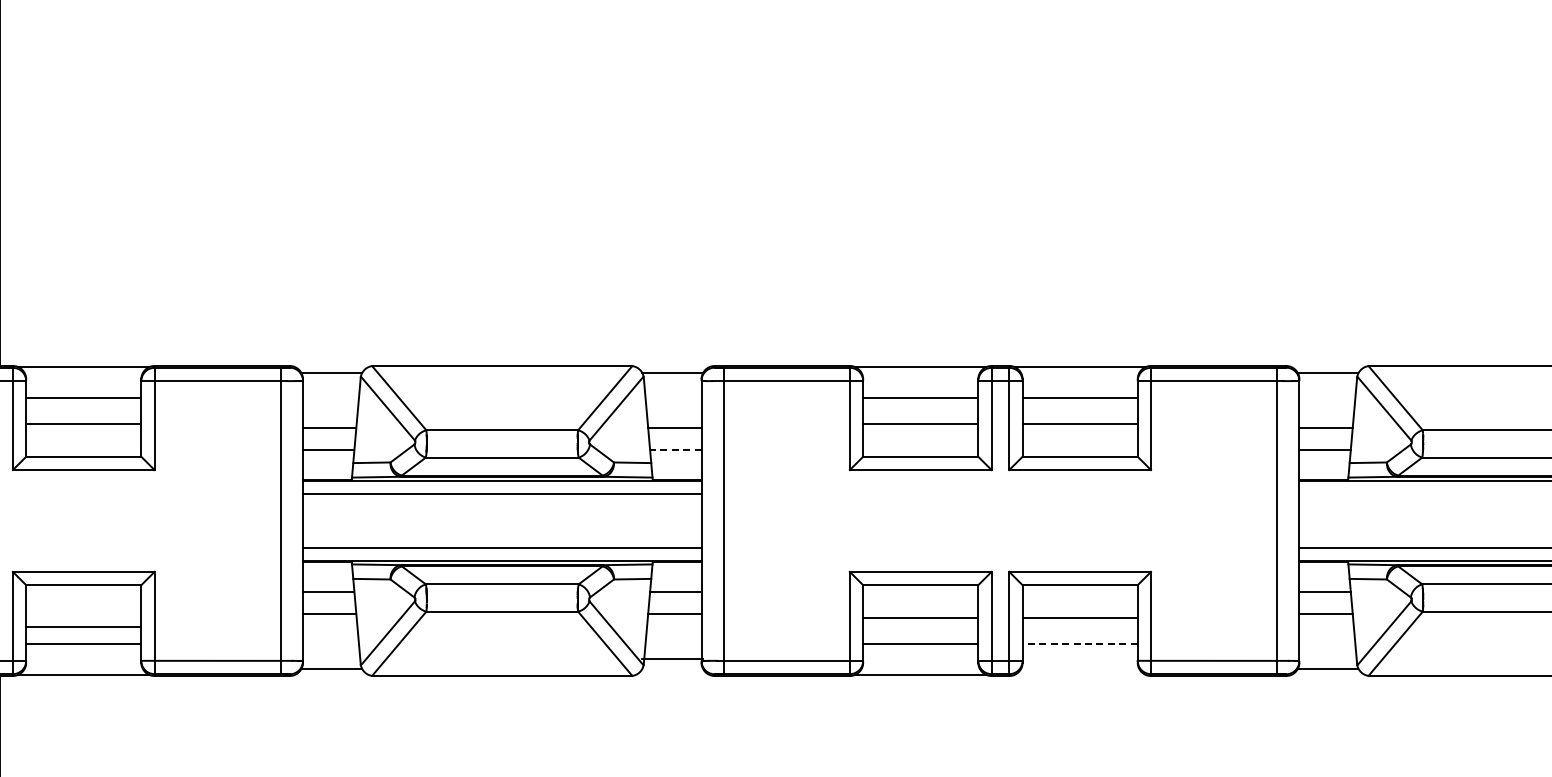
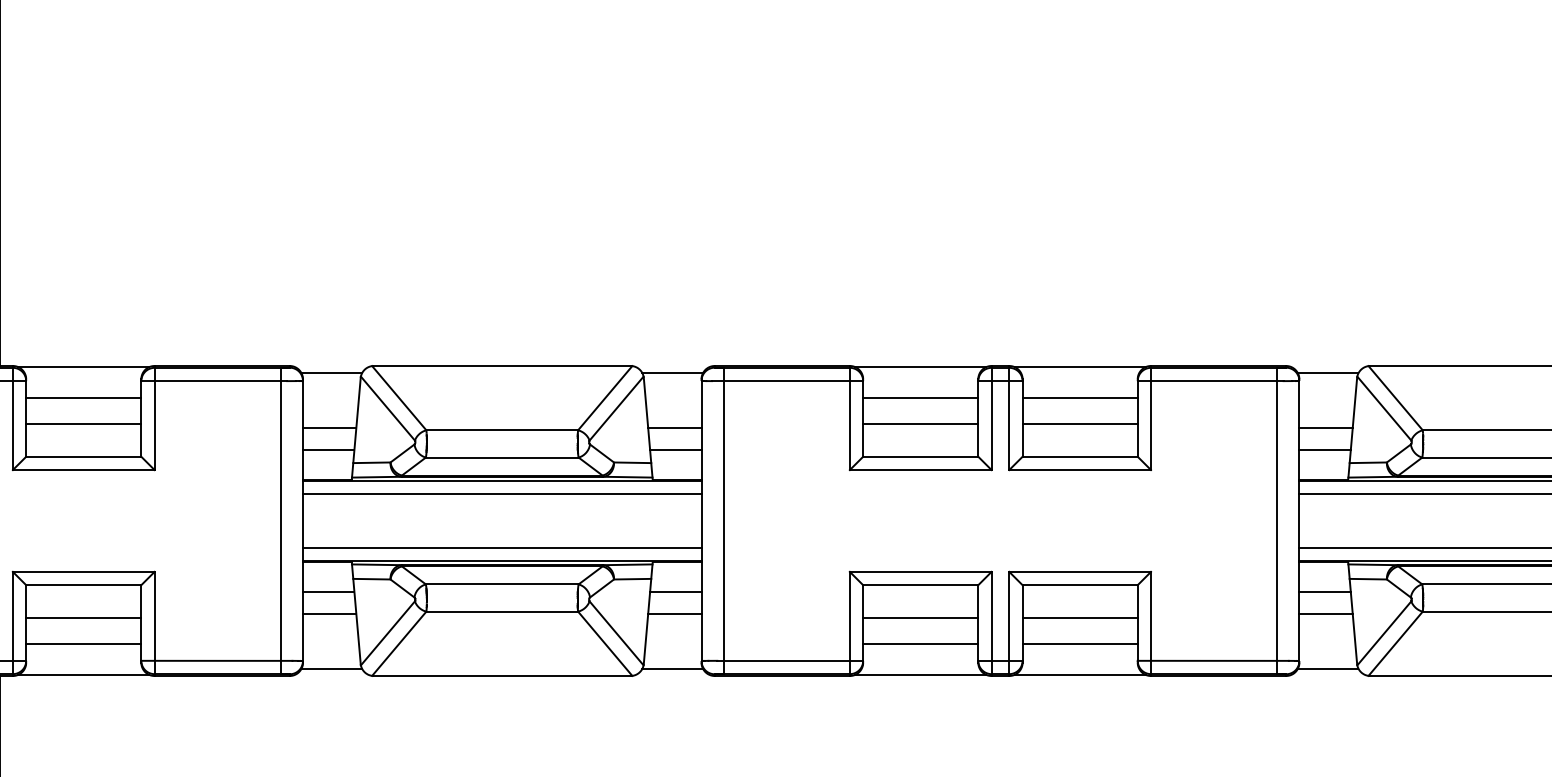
line: dashed -> solid (675, 450)
line: none -> present (1423, 494)
line position: (83, 627) -> (83, 618) (83, 618)
line: dashed -> solid (1080, 644)
line position: (672, 658) -> (672, 668) (672, 668)
line: none -> present (1079, 674)
